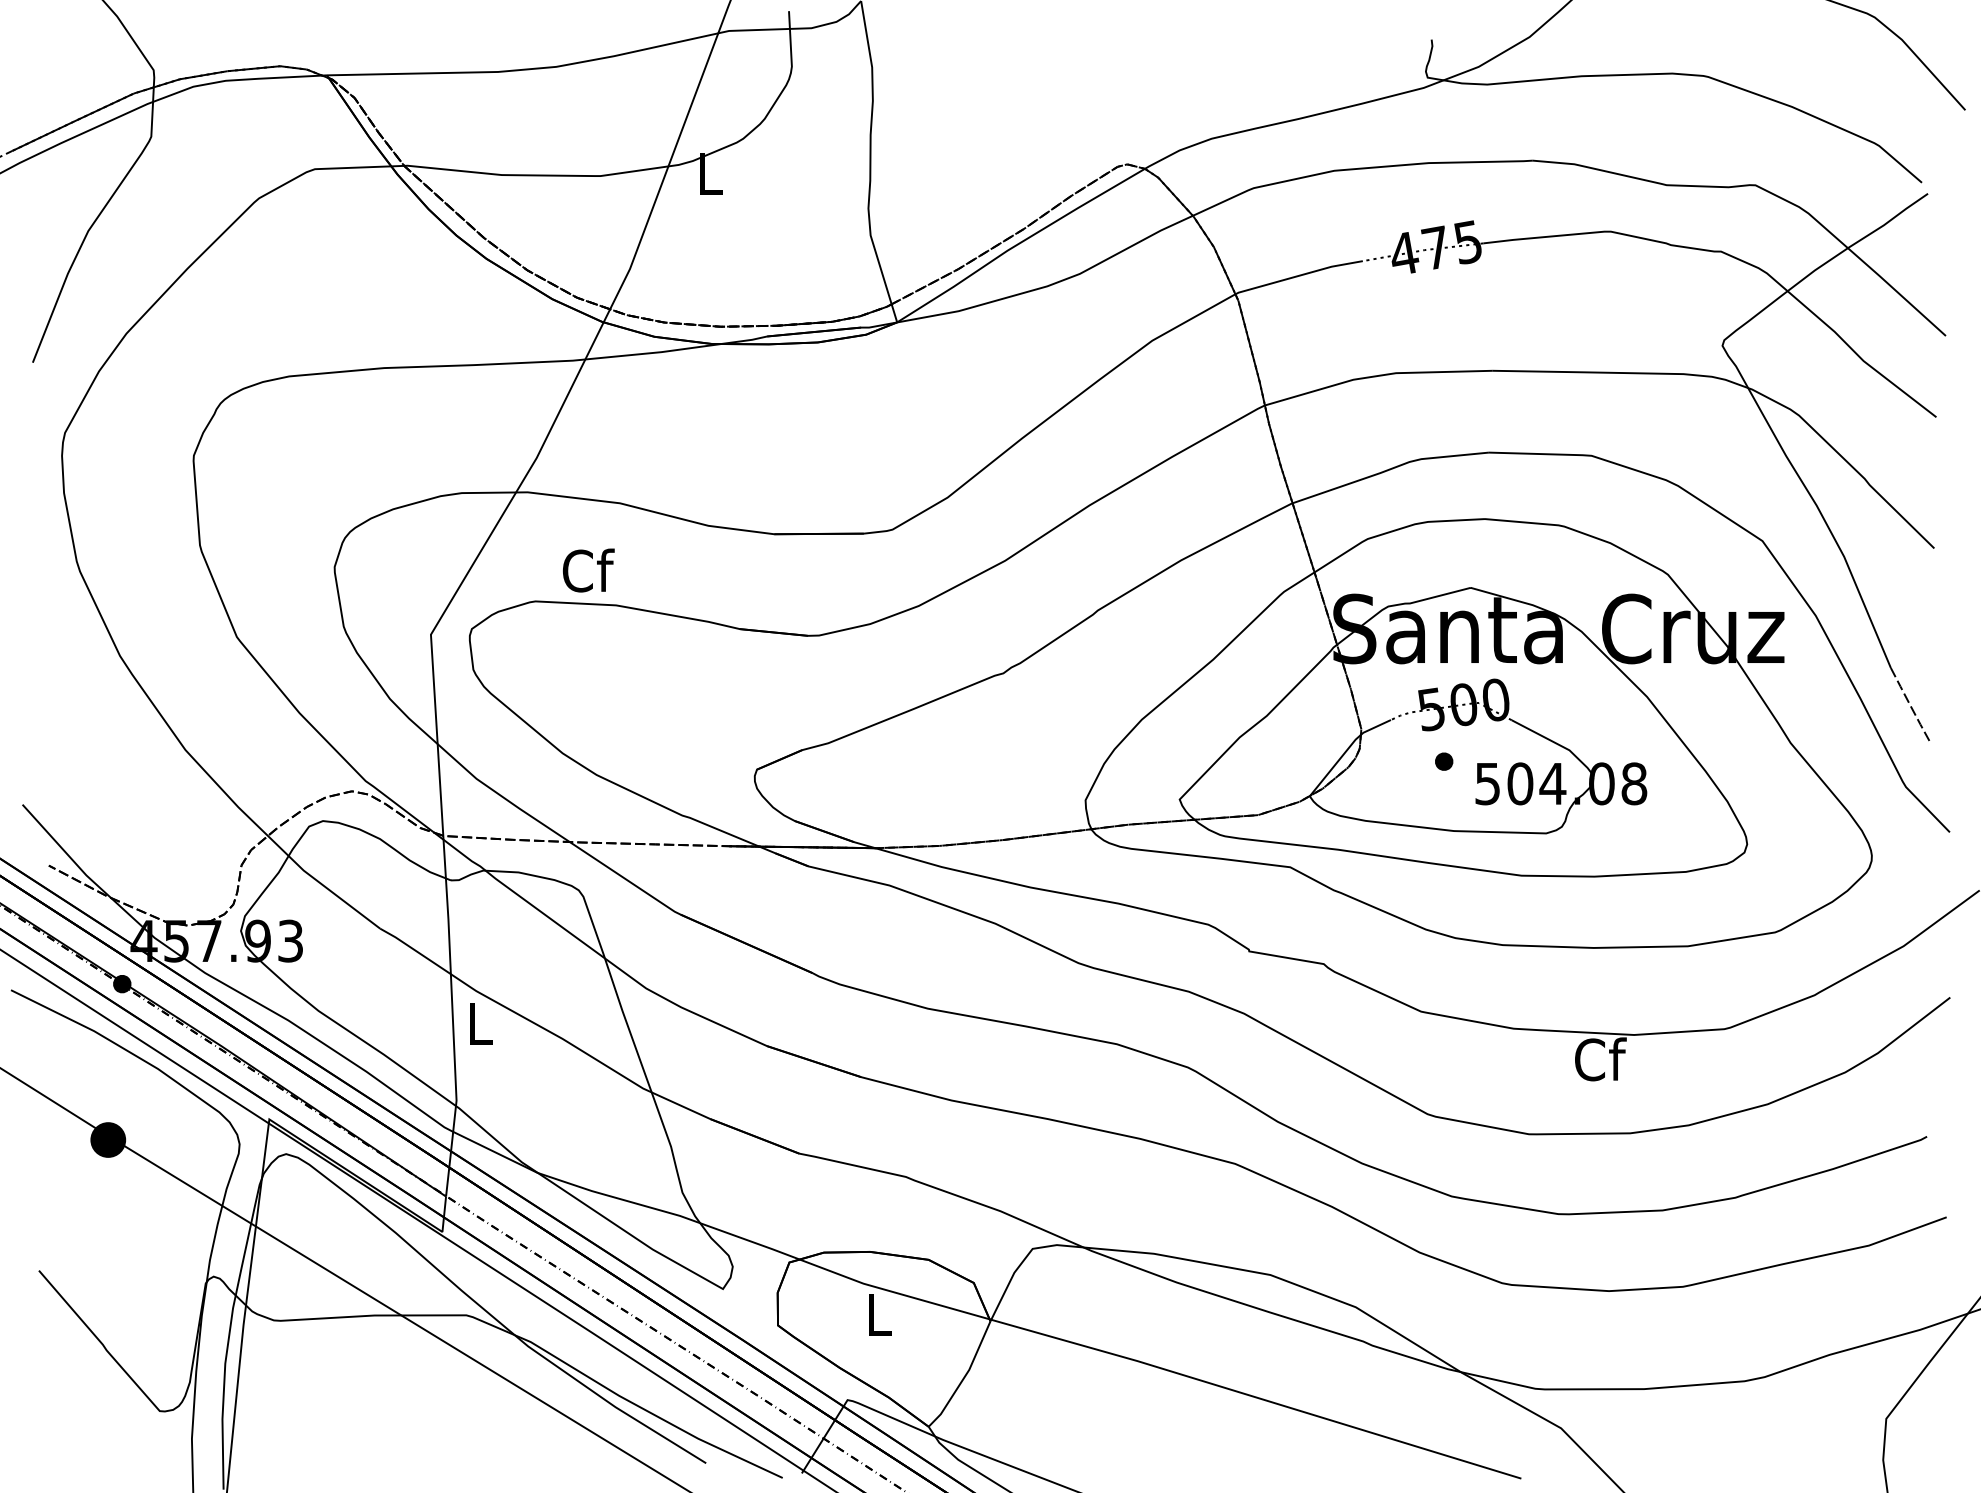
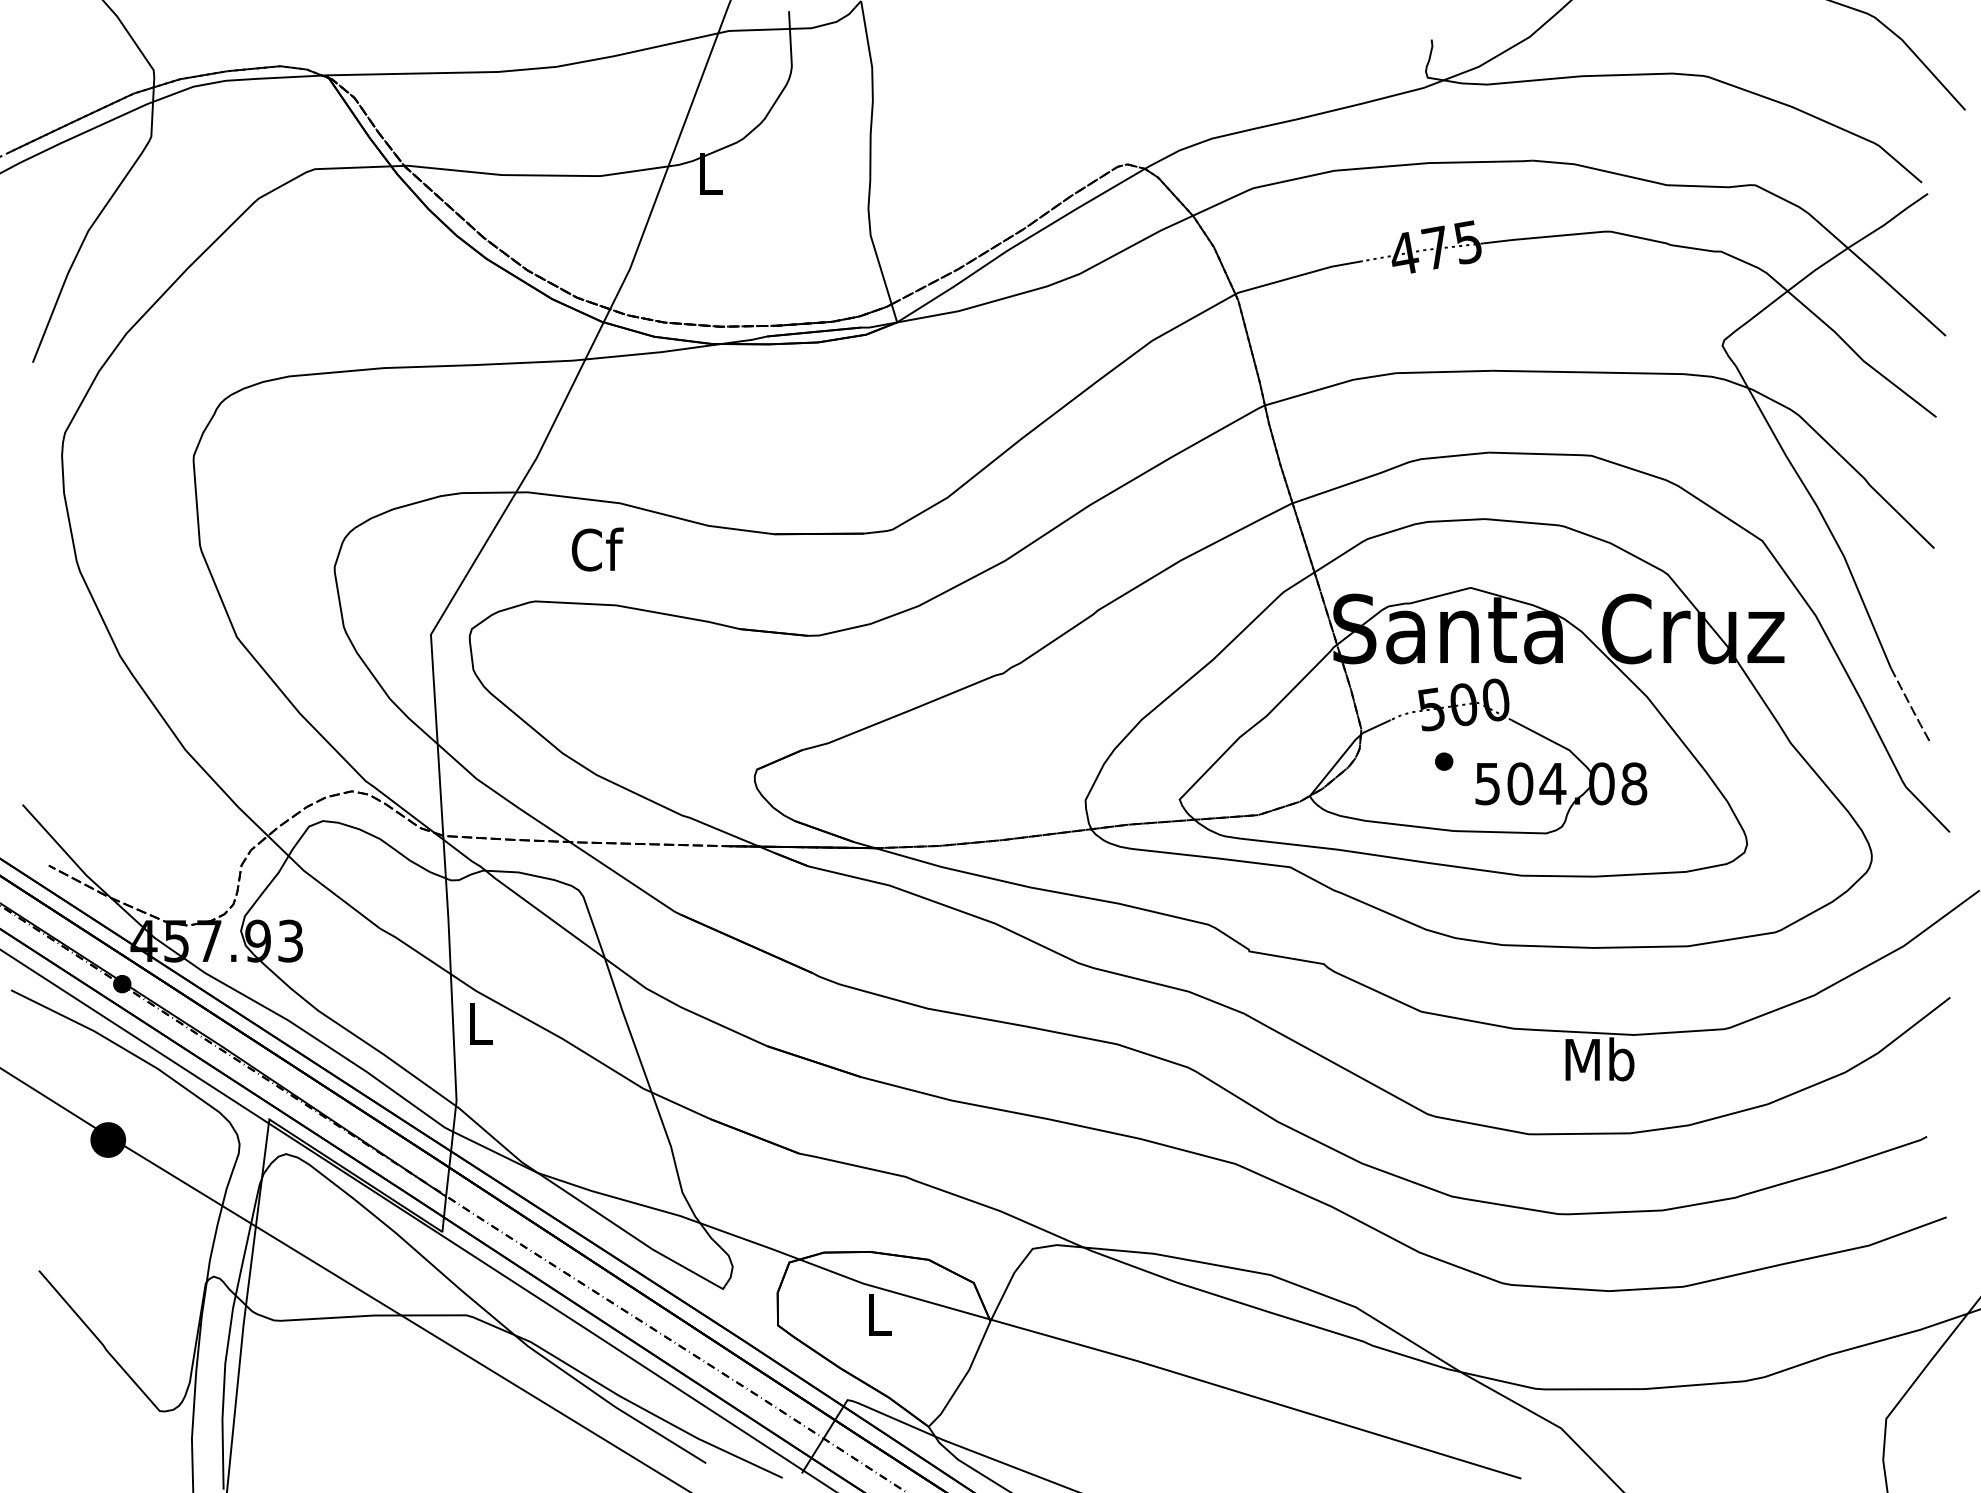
text position: (588, 570) -> (597, 549) (597, 549)
text: Cf -> Mb (1599, 1059)
